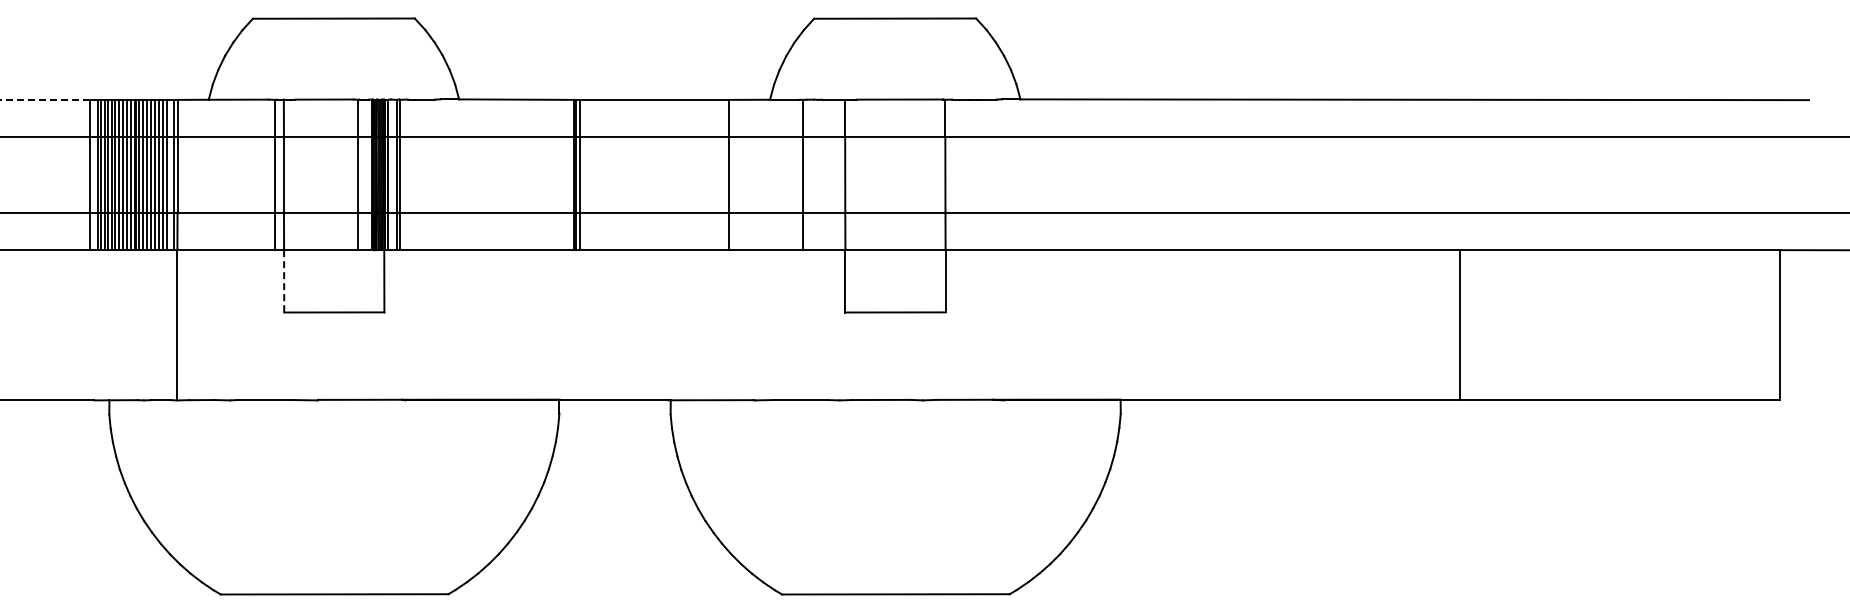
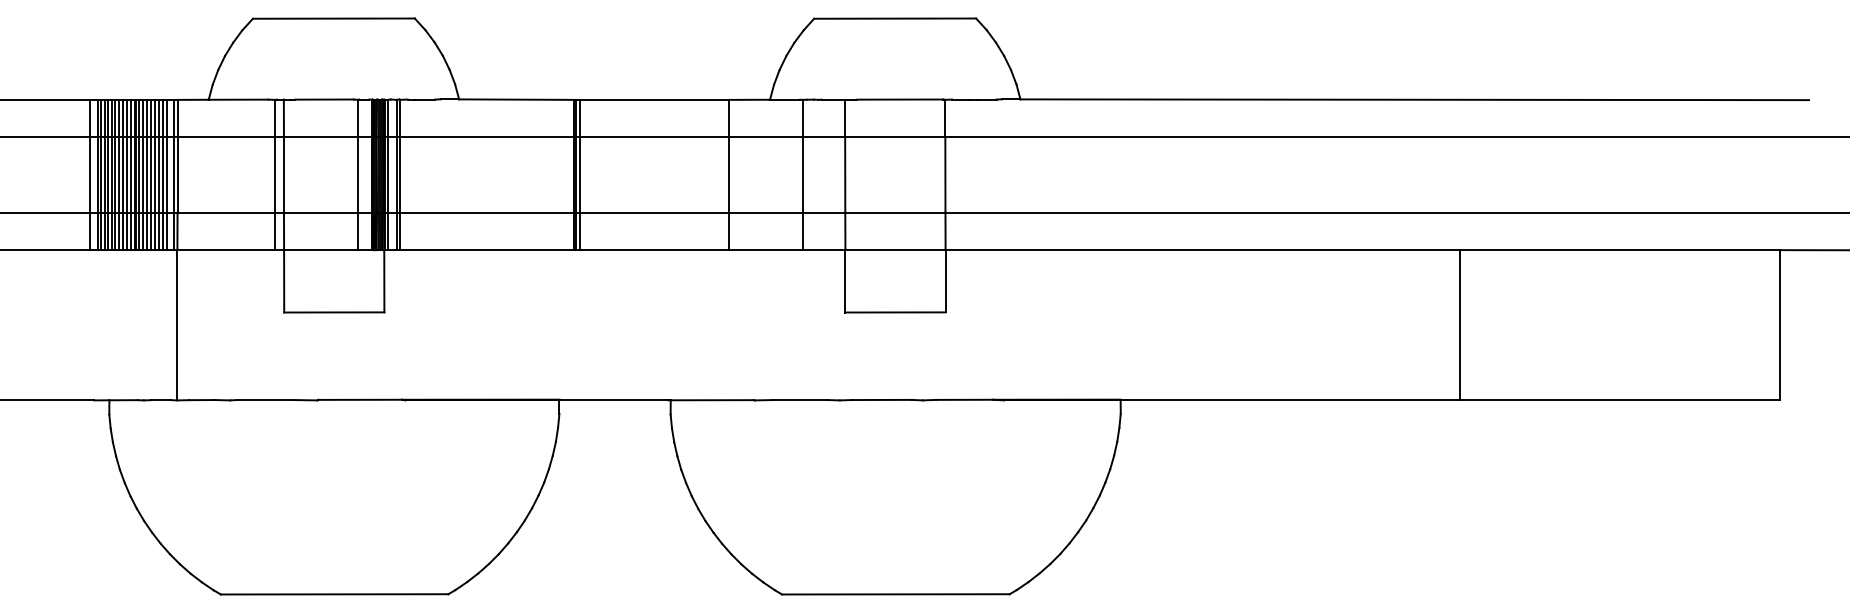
line: dashed -> solid (45, 99)
line: dashed -> solid (284, 281)
